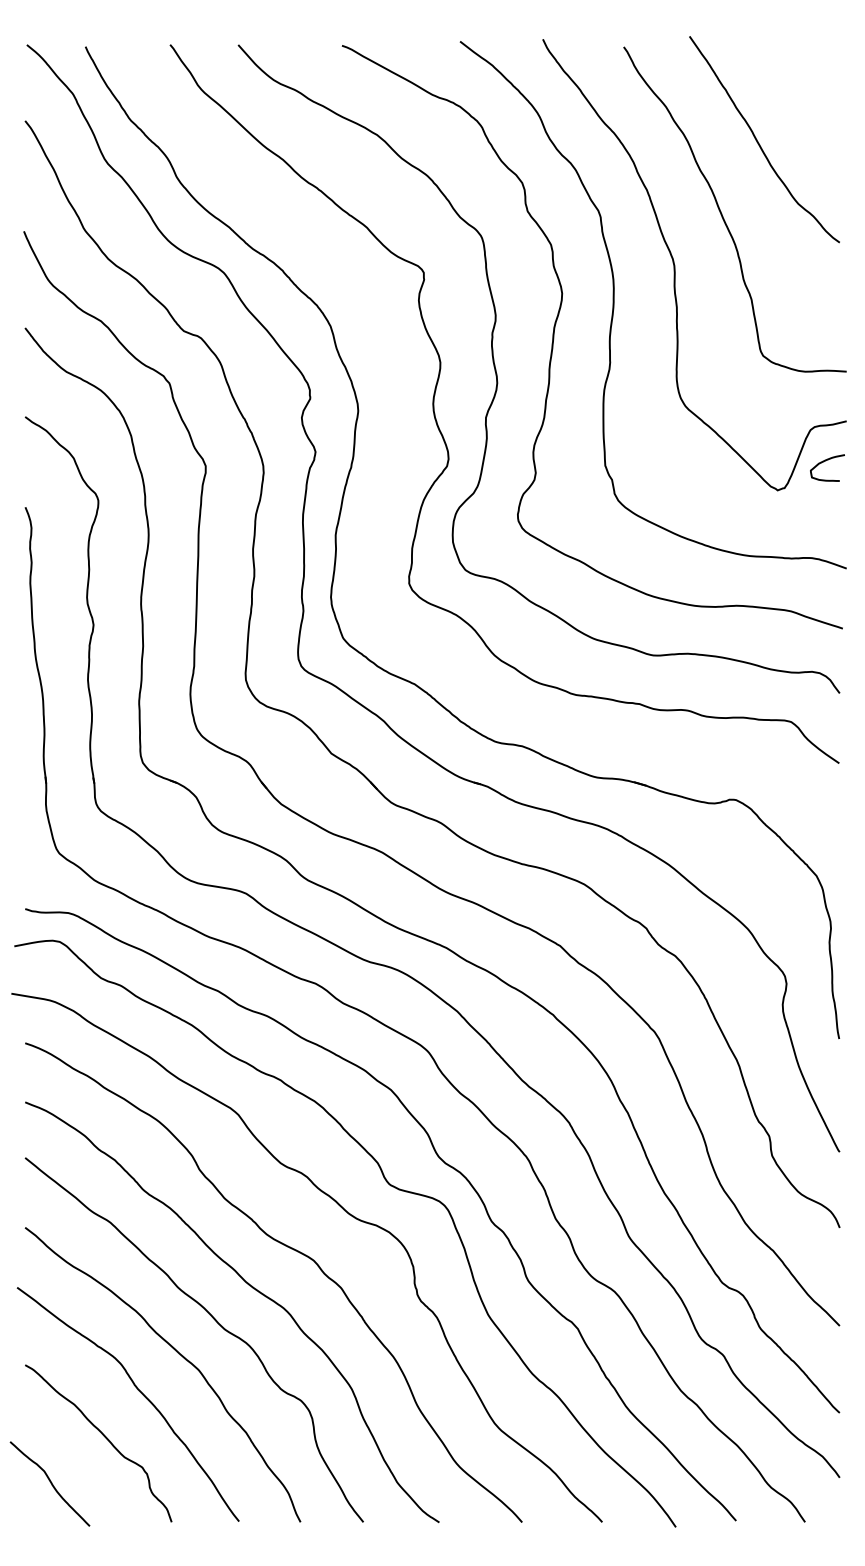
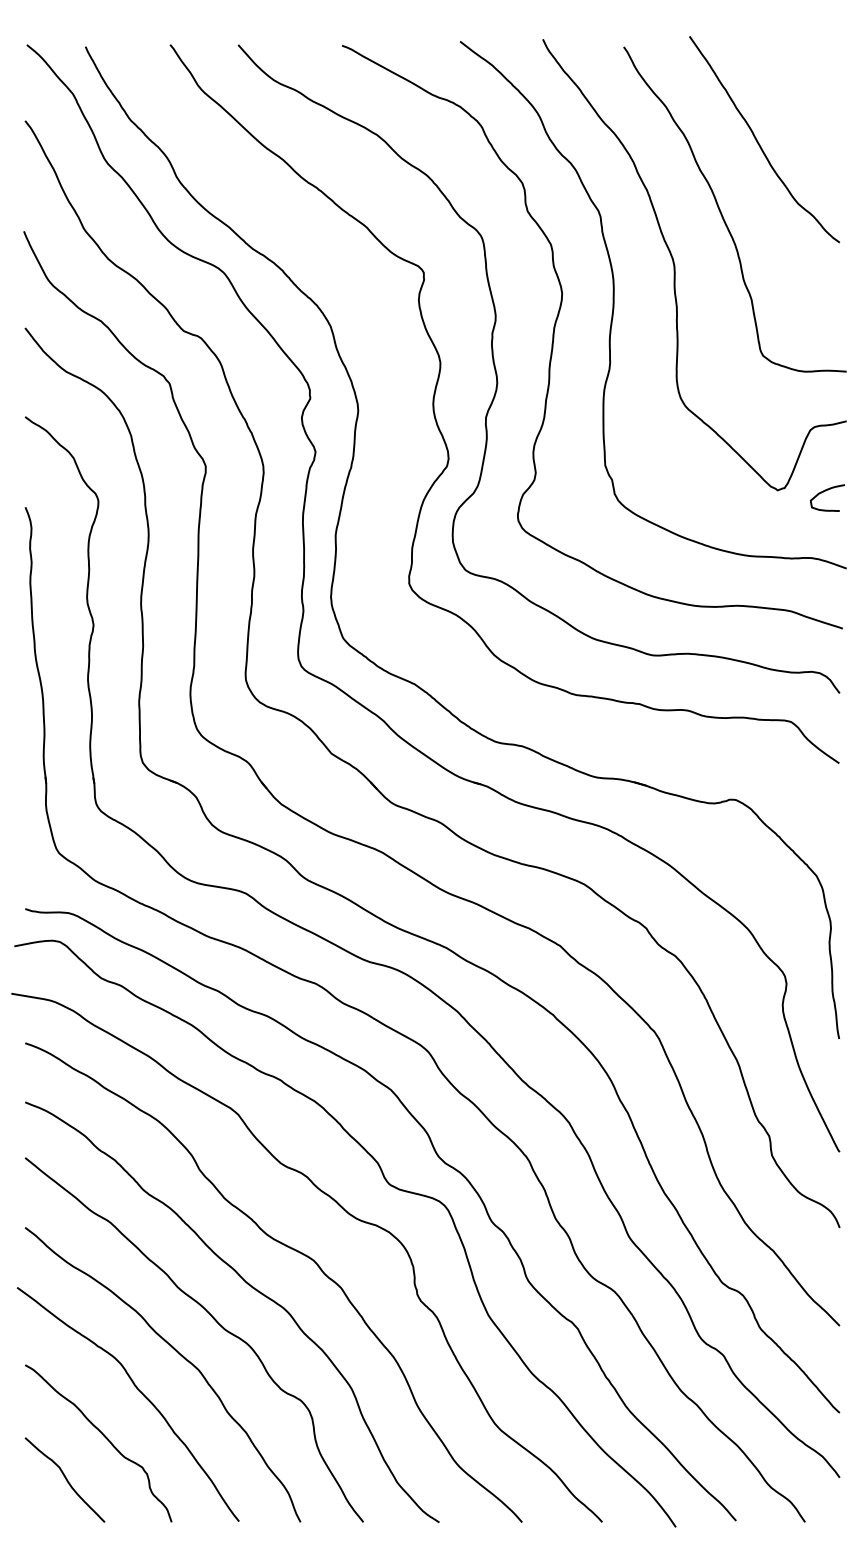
curve position: (825, 461) -> (825, 491) (825, 491)
curve position: (50, 1483) -> (65, 1479) (65, 1479)
